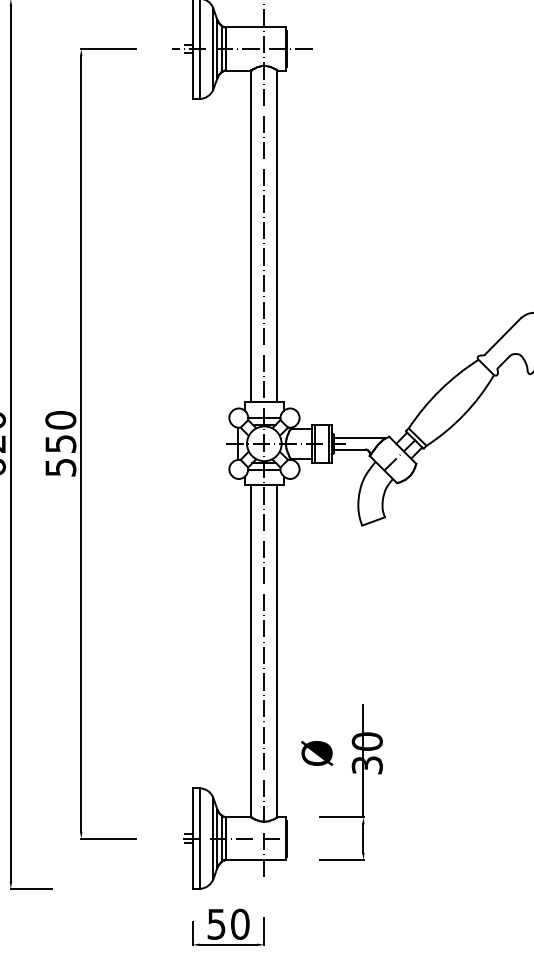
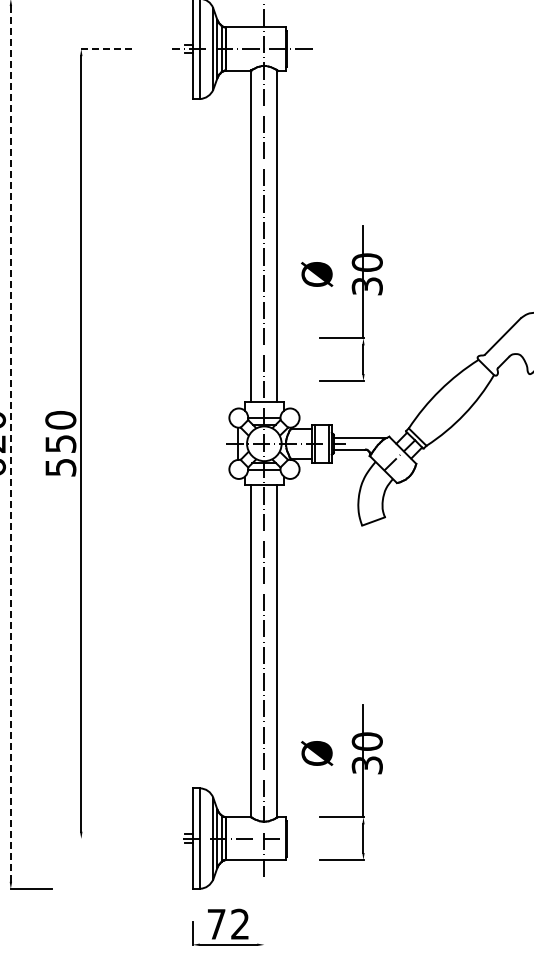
line: solid -> dashed (108, 48)
part: none -> present (352, 293)
line: solid -> dashed (10, 443)
line: present -> none (108, 838)
text: 50 -> 72 (228, 923)
line: present -> none (264, 931)
